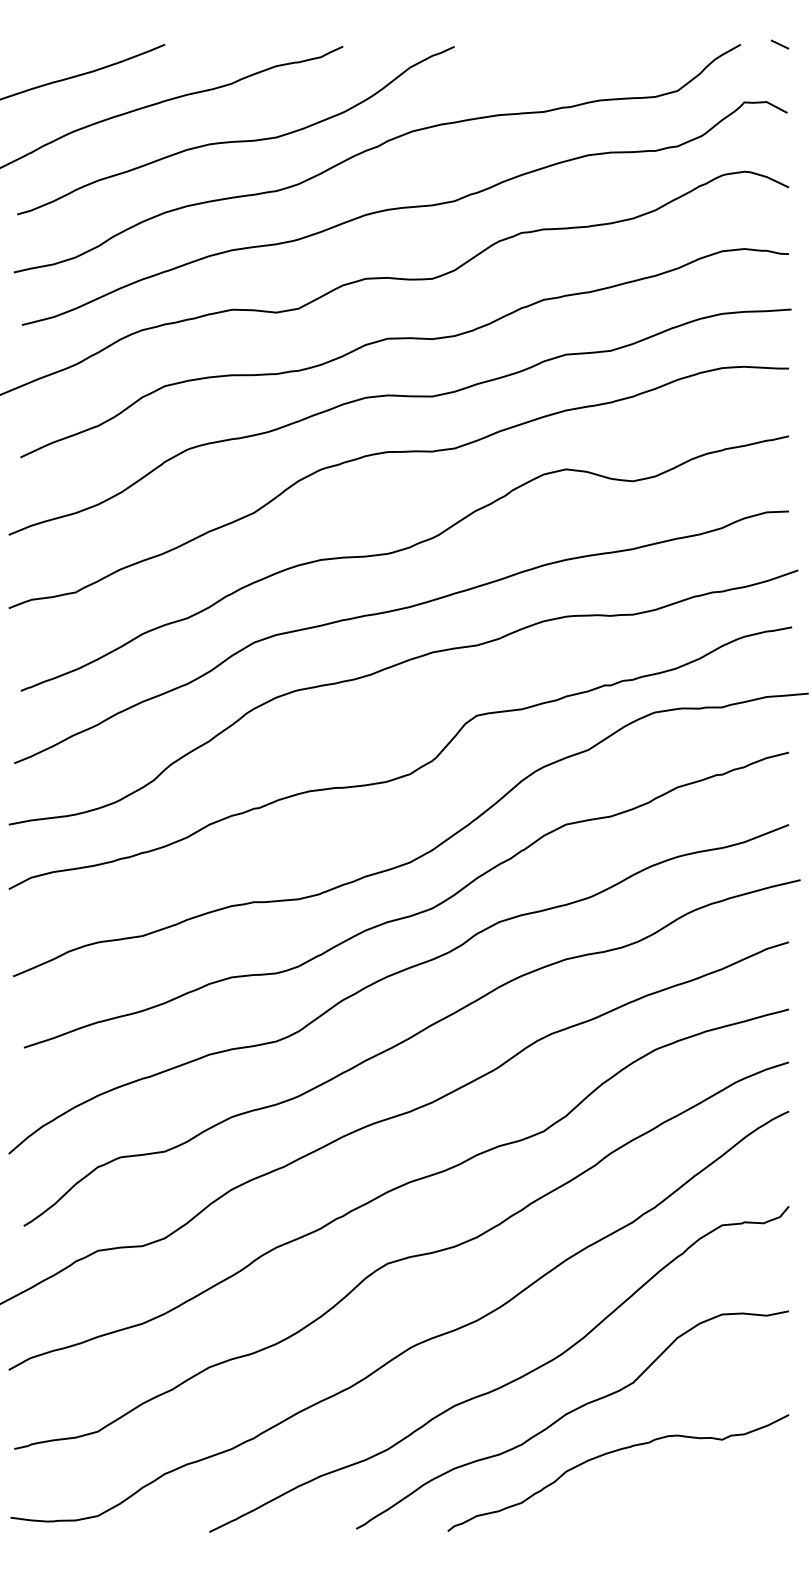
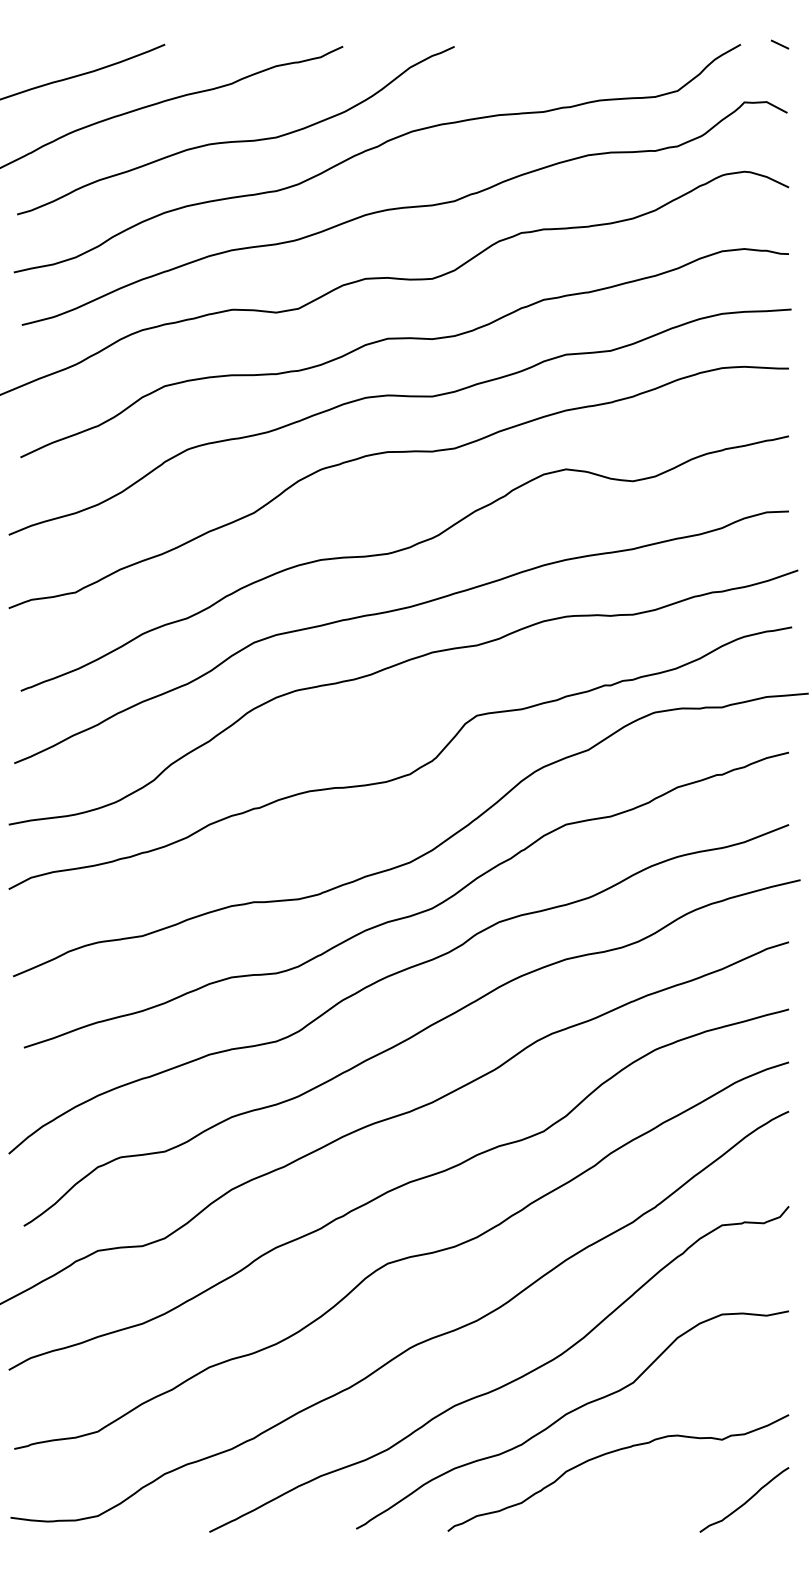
curve: none -> present (746, 1500)
